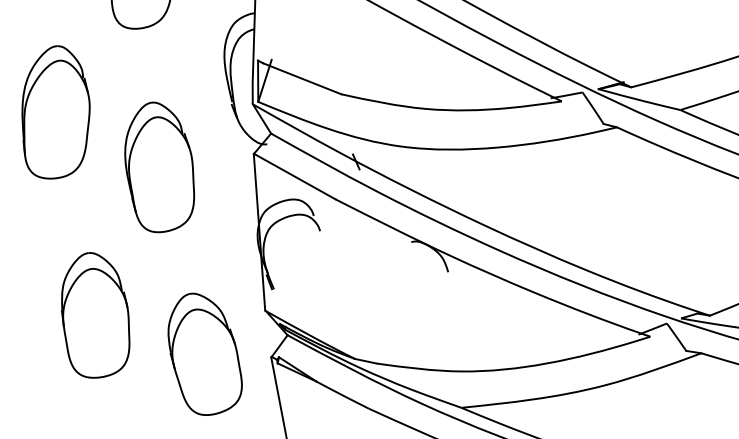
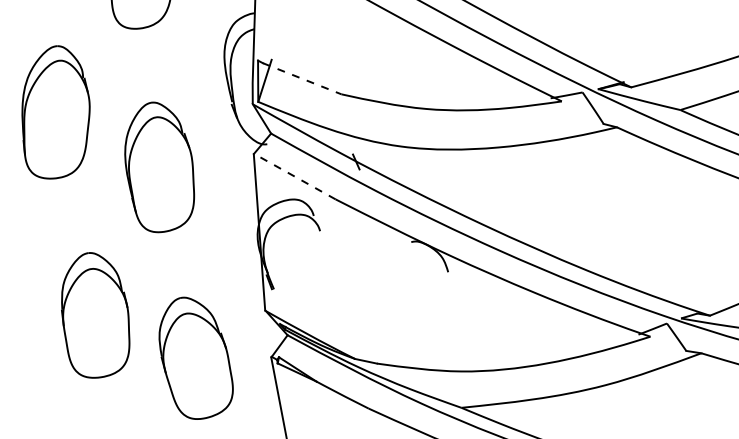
line: solid -> dashed (302, 78)
line: solid -> dashed (294, 176)
part position: (204, 353) -> (195, 357) (195, 357)
